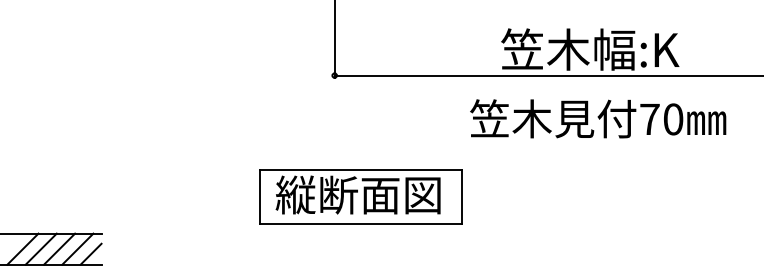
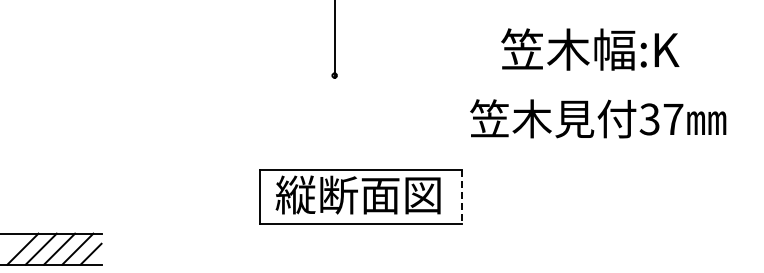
line: present -> none (547, 75)
text: 70 -> 37 (661, 119)
line: solid -> dashed (462, 197)
